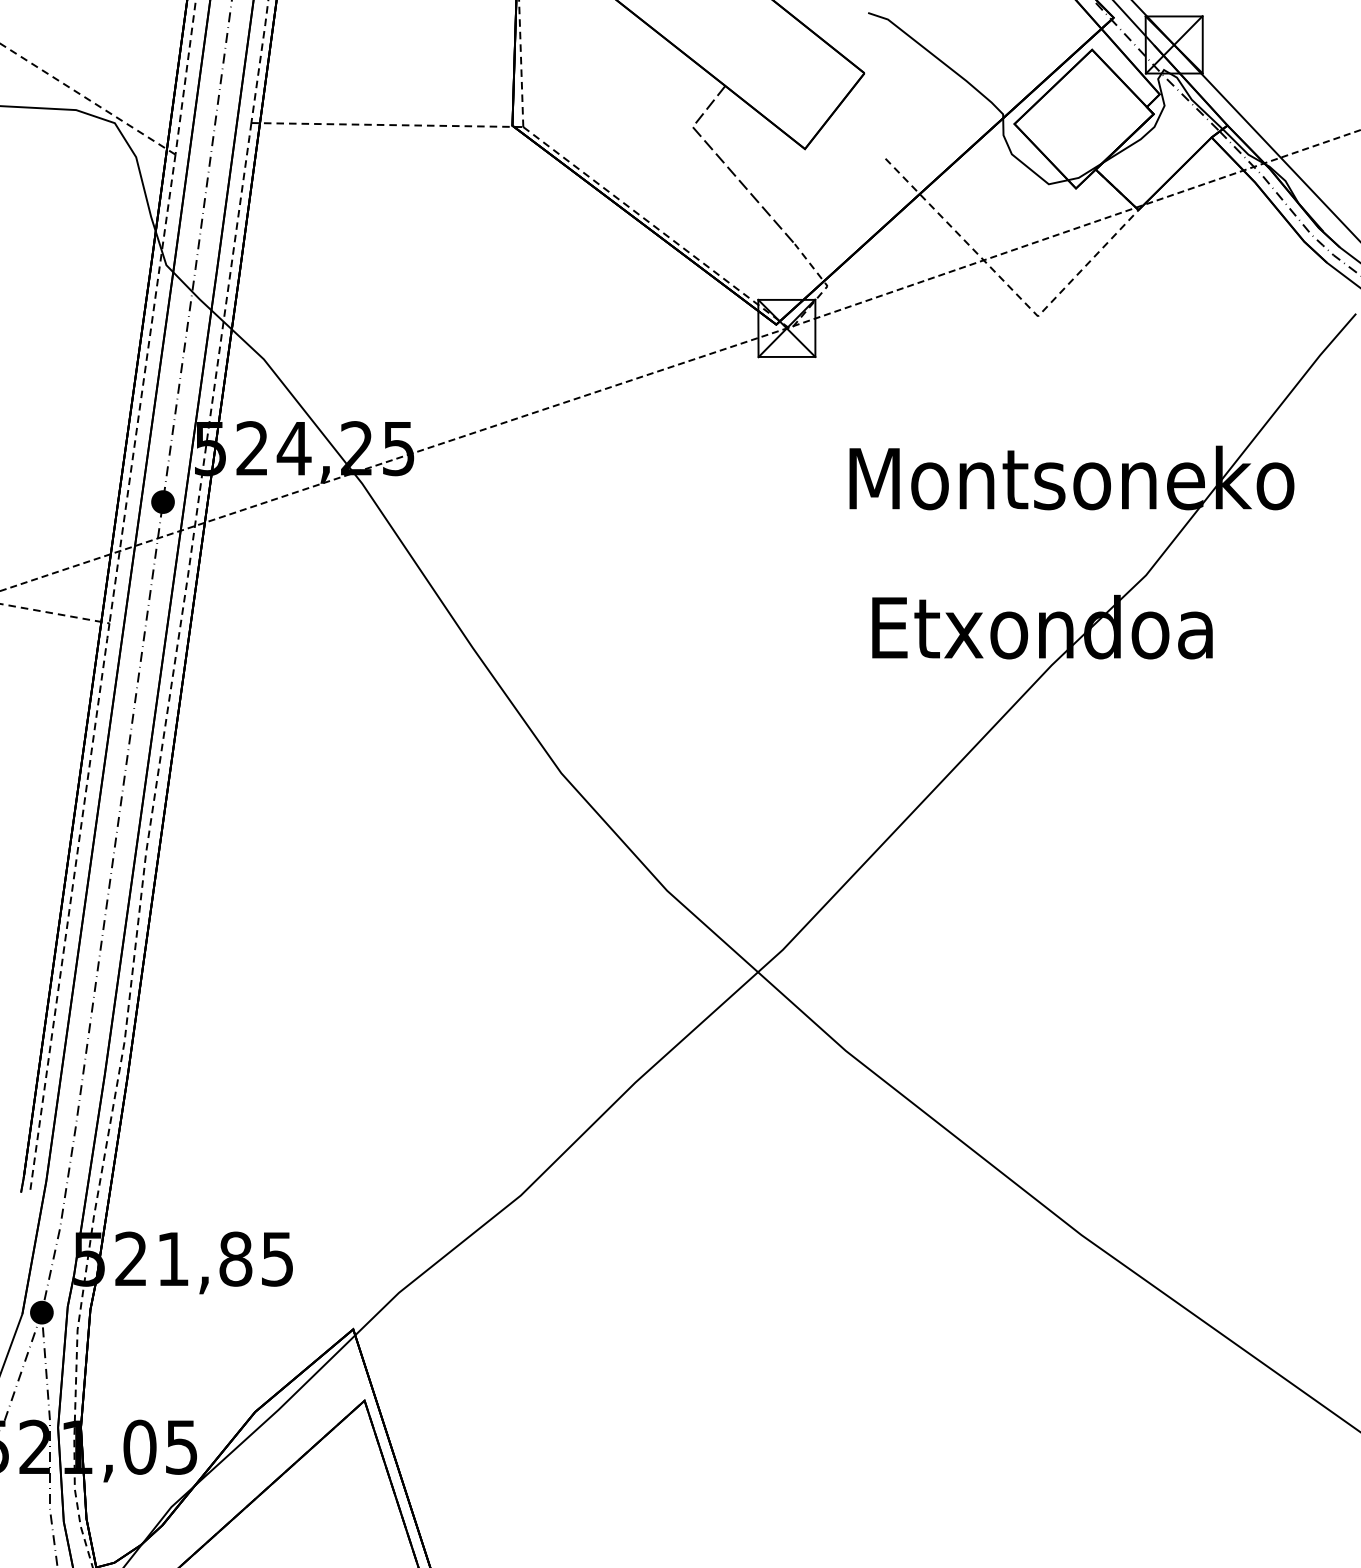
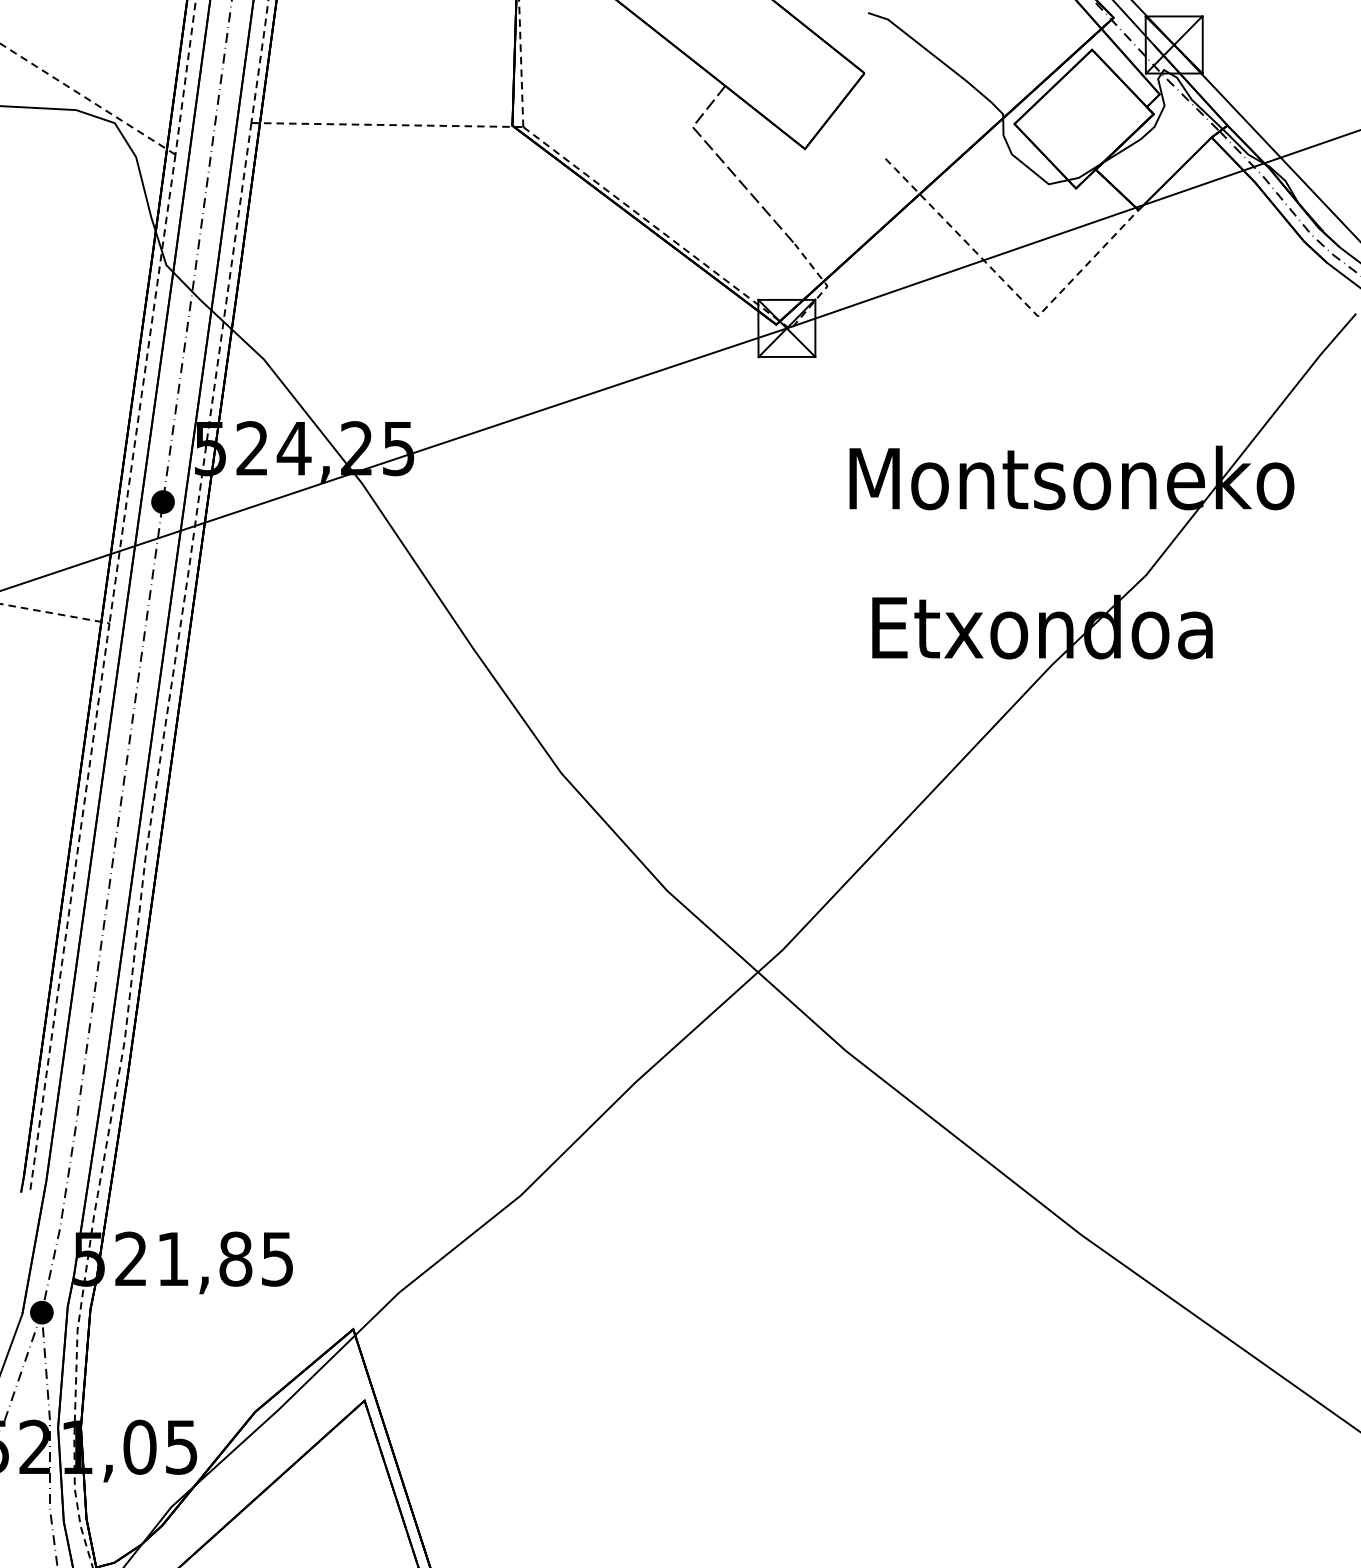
line: dashed -> solid (682, 363)
